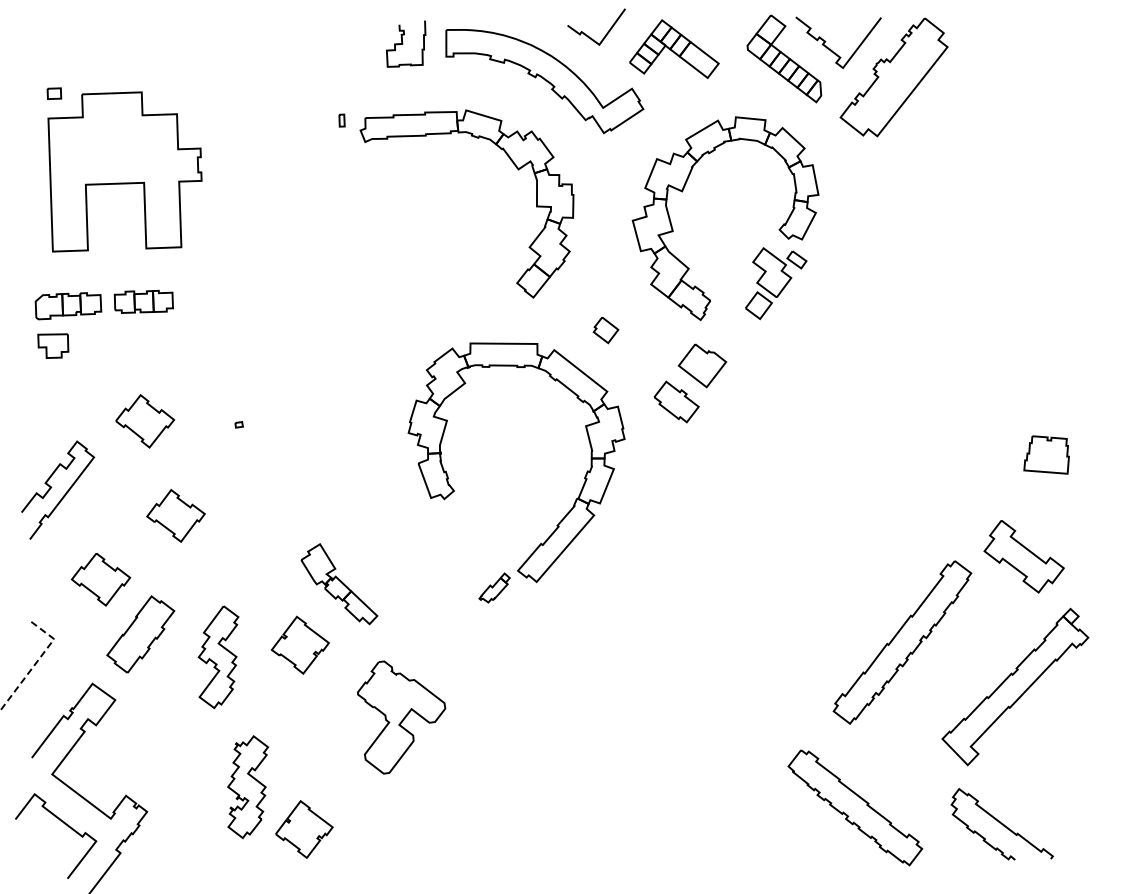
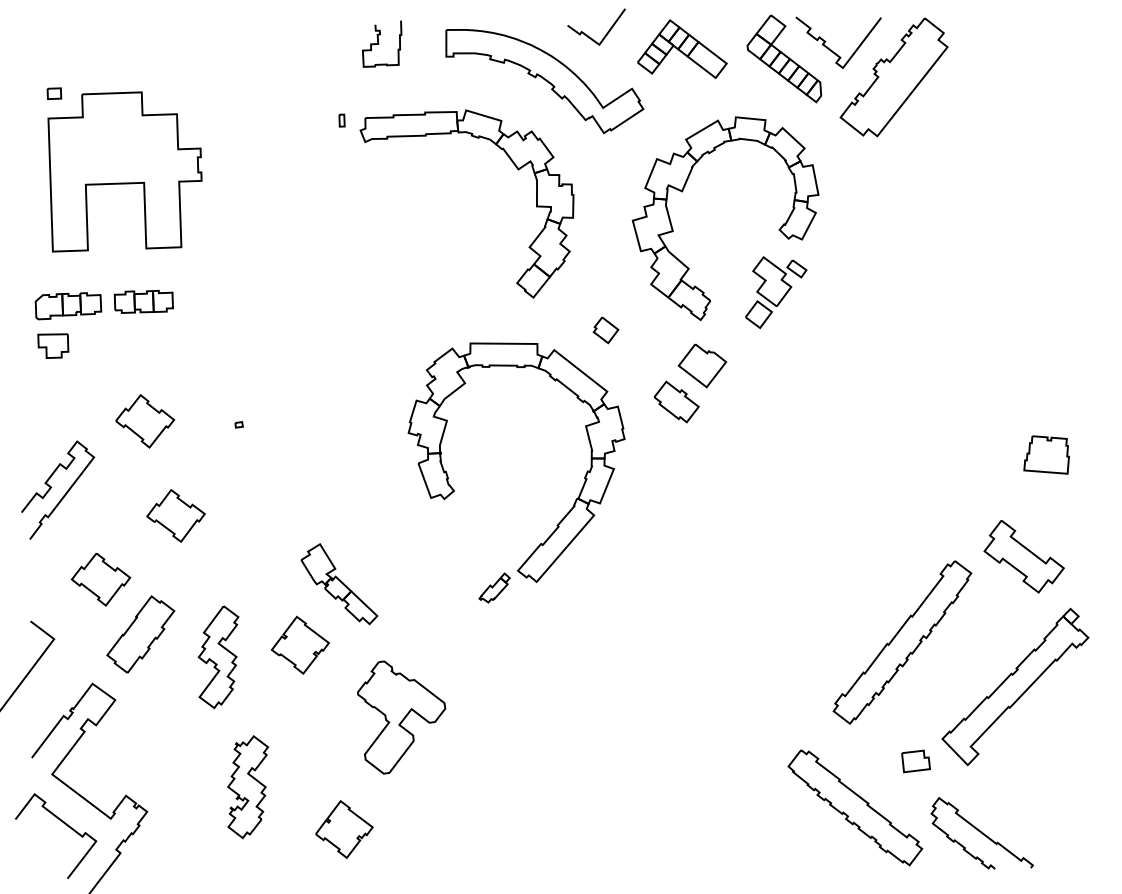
curve position: (403, 43) -> (379, 43) (379, 43)
part position: (674, 48) -> (682, 48) (682, 48)
part position: (776, 283) -> (776, 292) (776, 292)
line: dashed -> solid (36, 662)
part: none -> present (915, 761)
curve position: (1001, 824) -> (981, 833) (981, 833)
part position: (304, 829) -> (344, 829) (344, 829)
